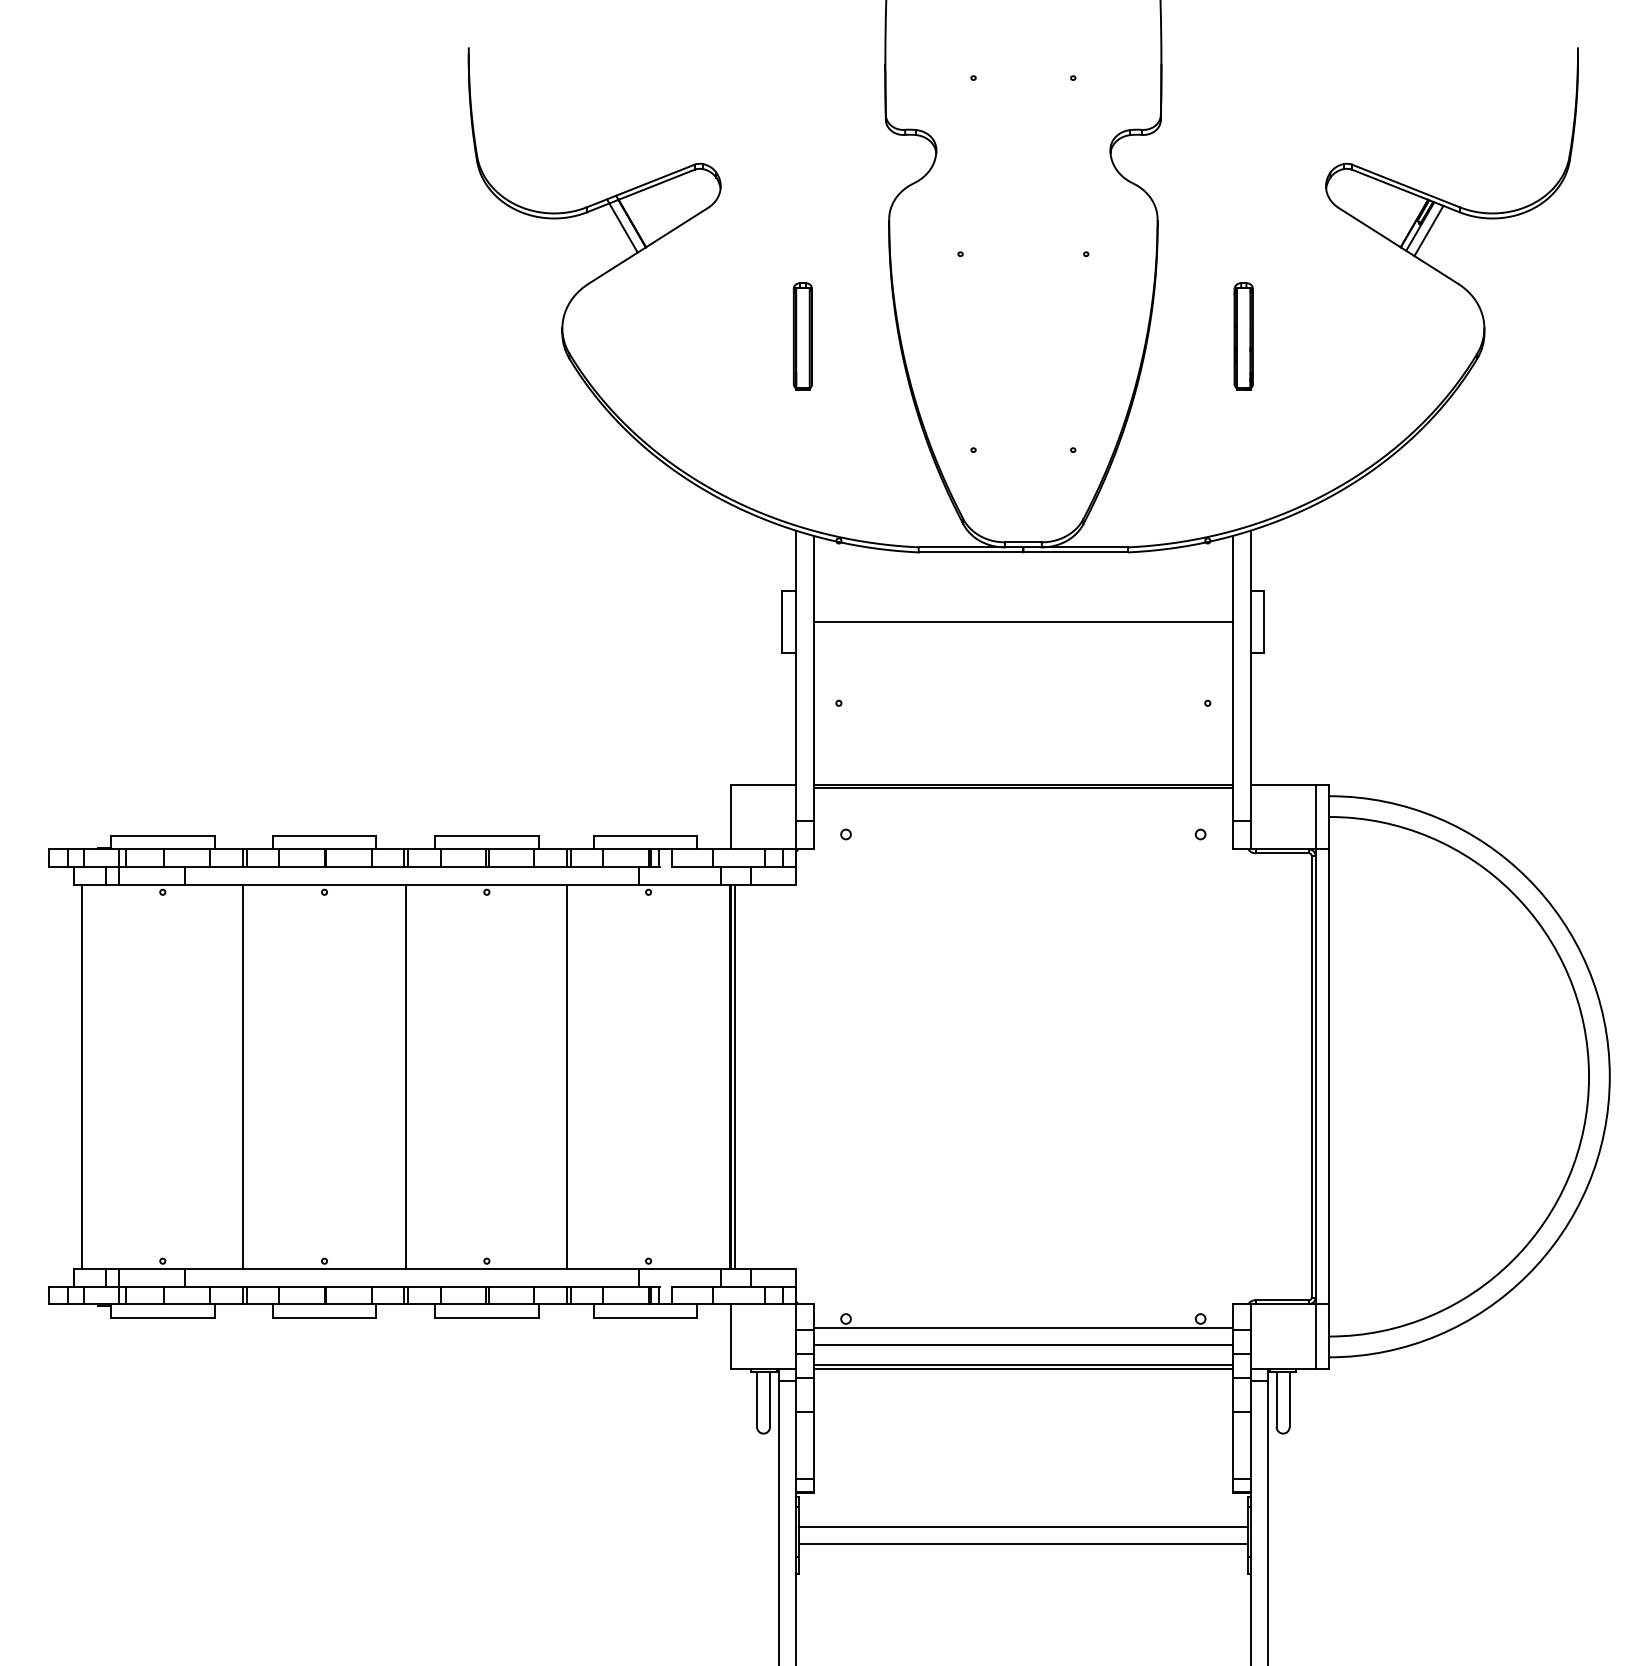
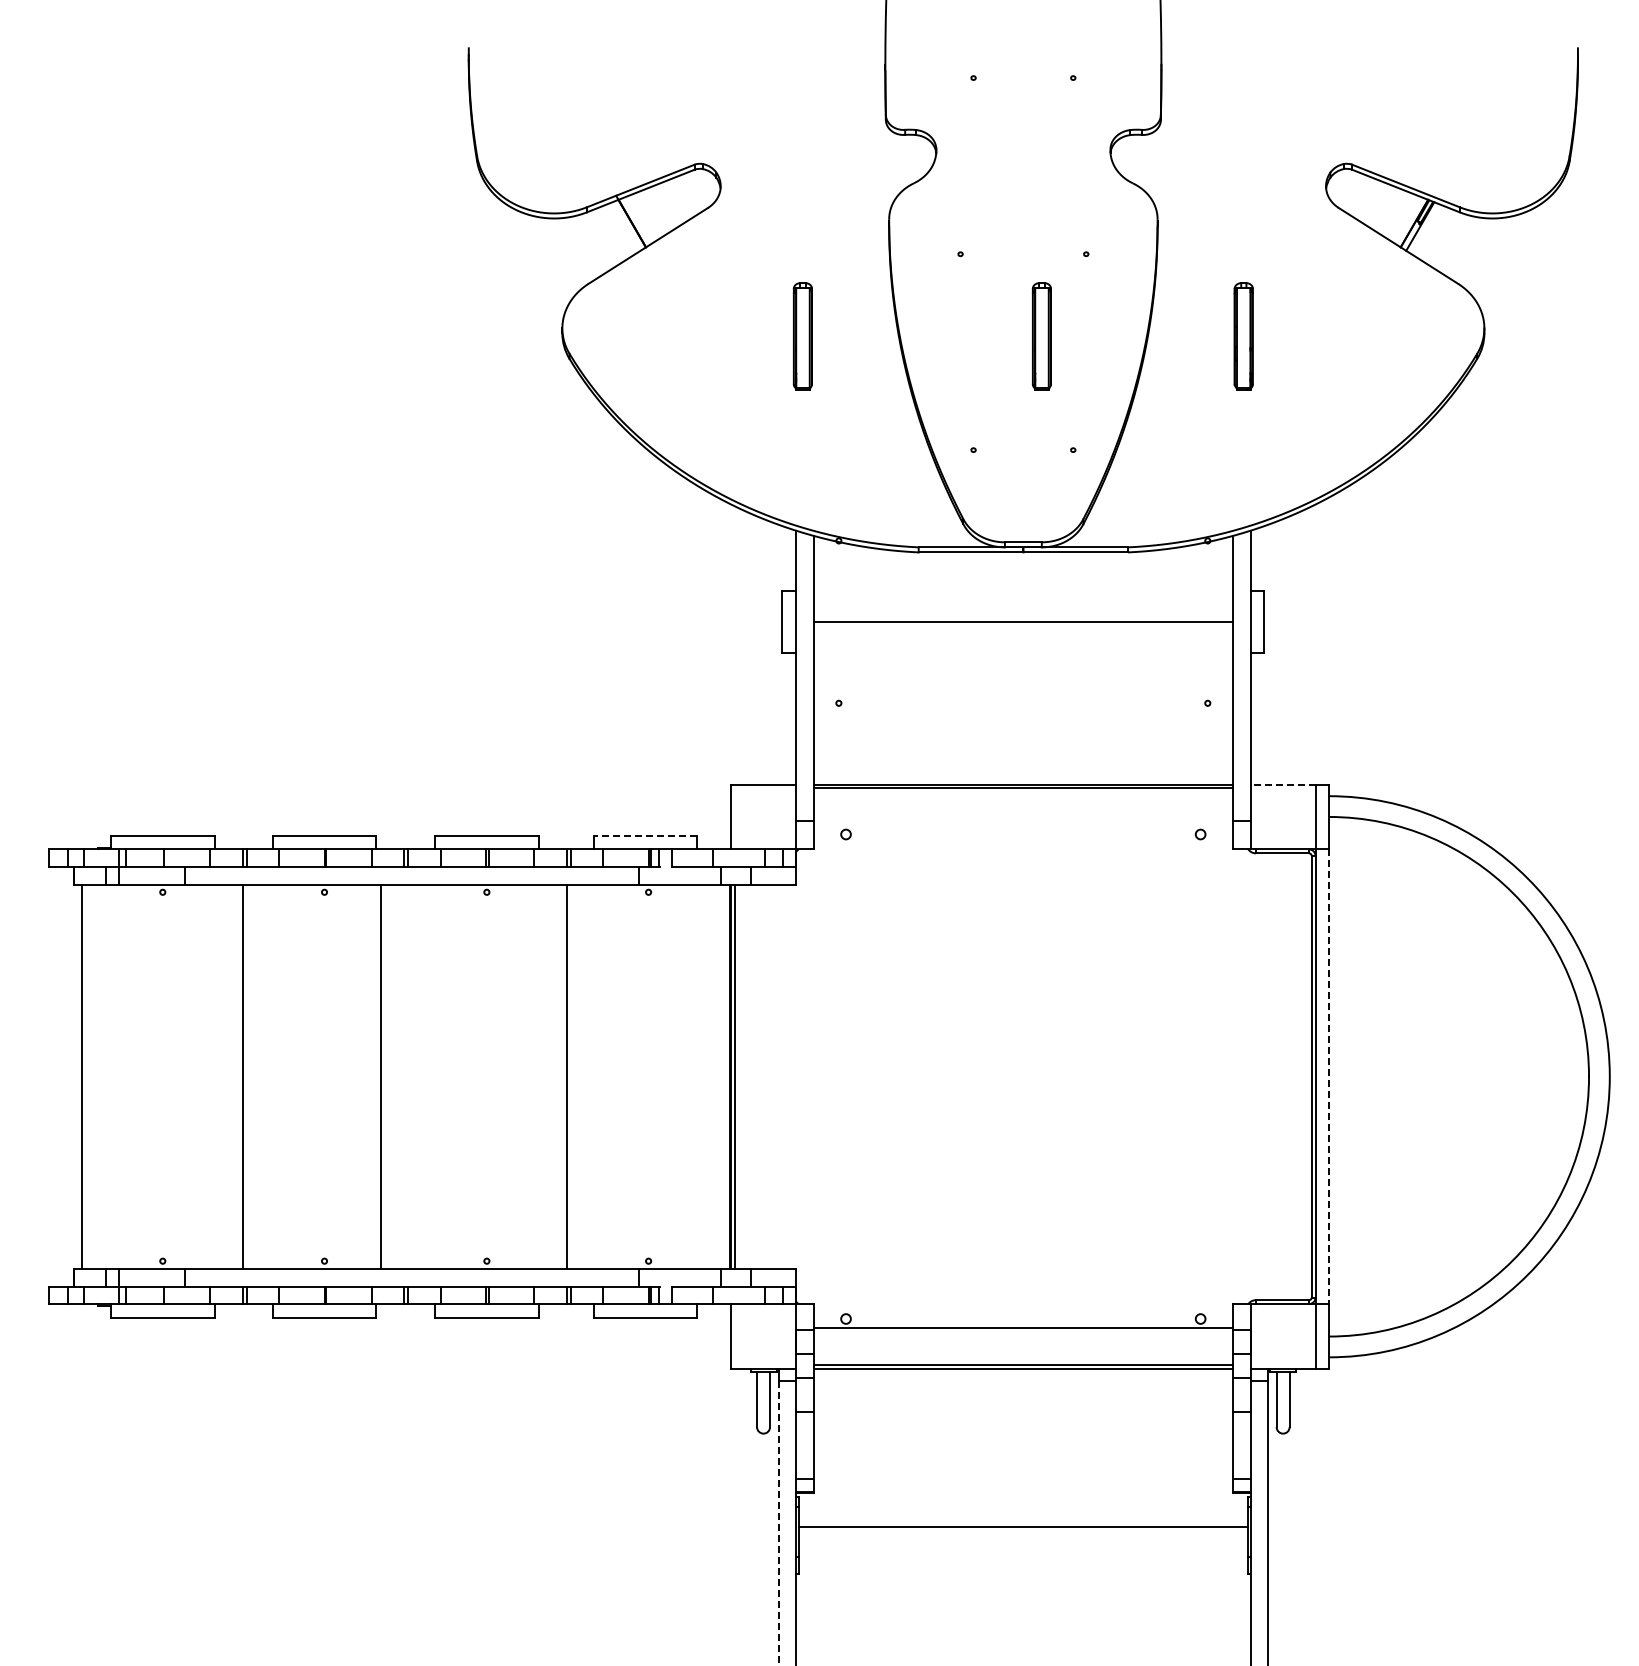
line: present -> none (622, 225)
line: present -> none (1428, 230)
part: none -> present (1041, 336)
line: solid -> dashed (1282, 784)
line: solid -> dashed (645, 835)
line position: (405, 1076) -> (380, 1076) (380, 1076)
line: solid -> dashed (1329, 1077)
line: present -> none (1023, 1345)
line: solid -> dashed (778, 1523)
line: present -> none (1023, 1544)
